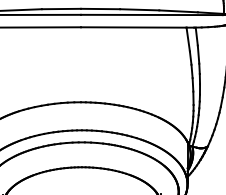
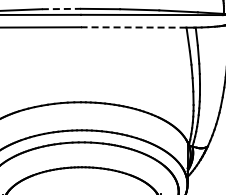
line: solid -> dashed (61, 9)
line: solid -> dashed (133, 27)
